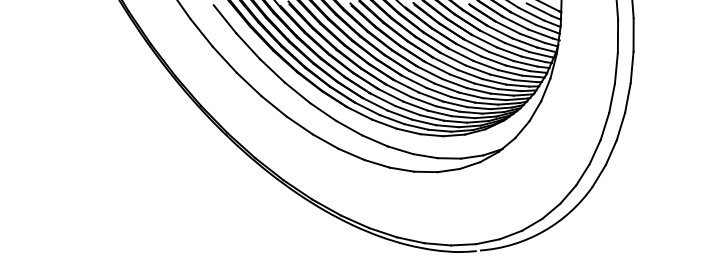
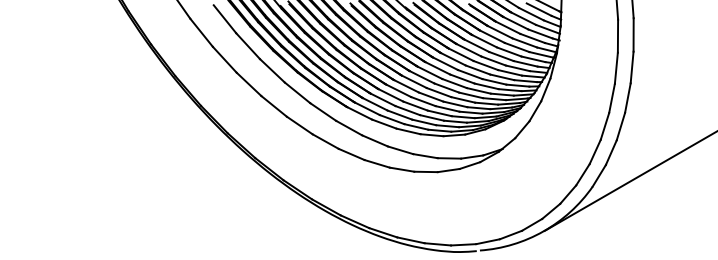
line: none -> present (629, 181)
